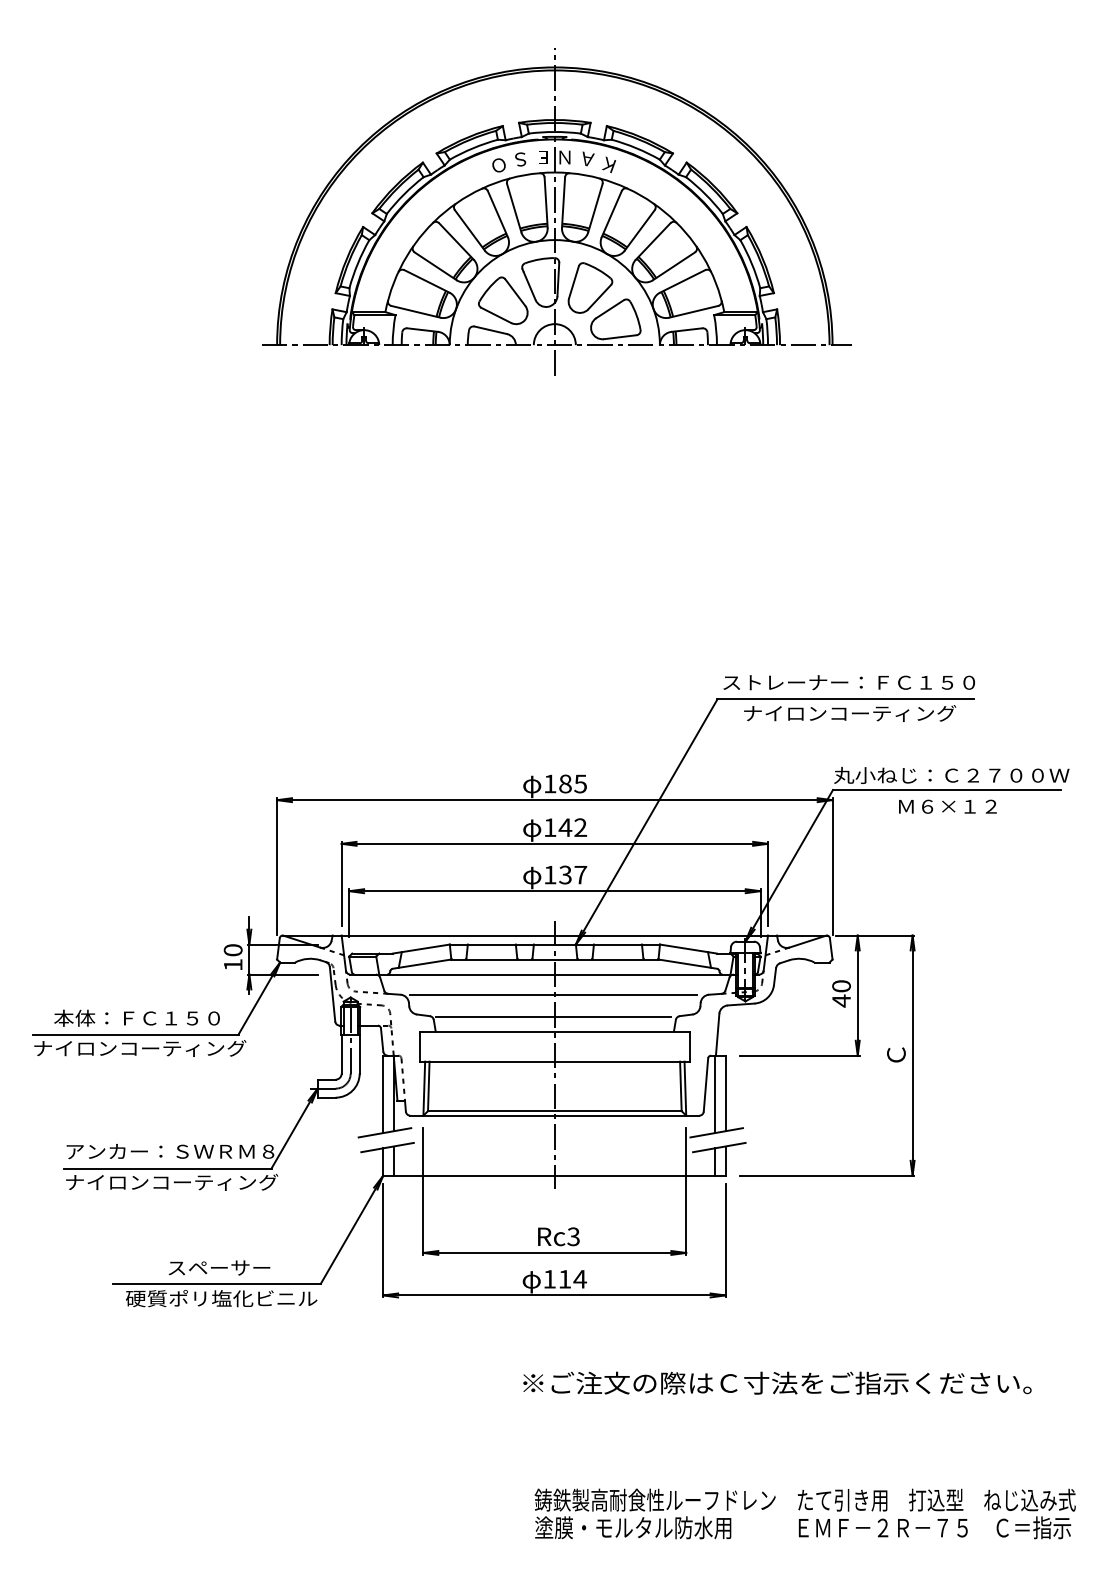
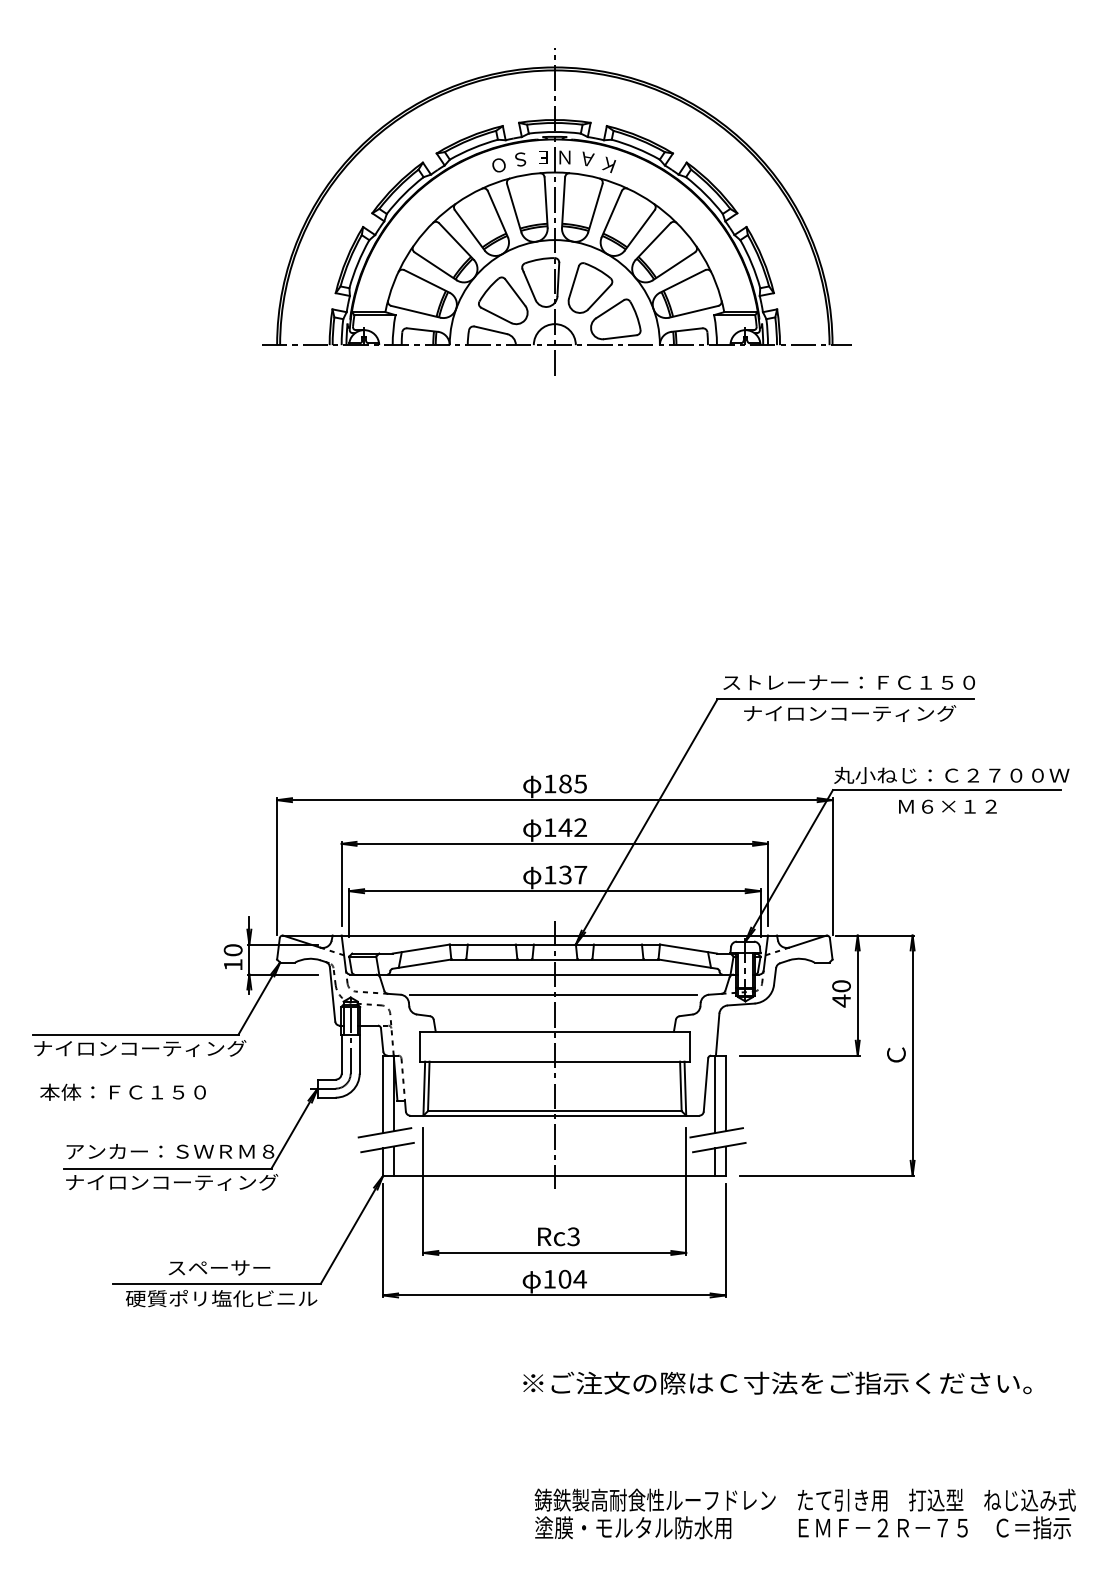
line: present -> none (553, 1016)
text position: (136, 1017) -> (122, 1091) (122, 1091)
text: 114 -> 104 (564, 1278)
